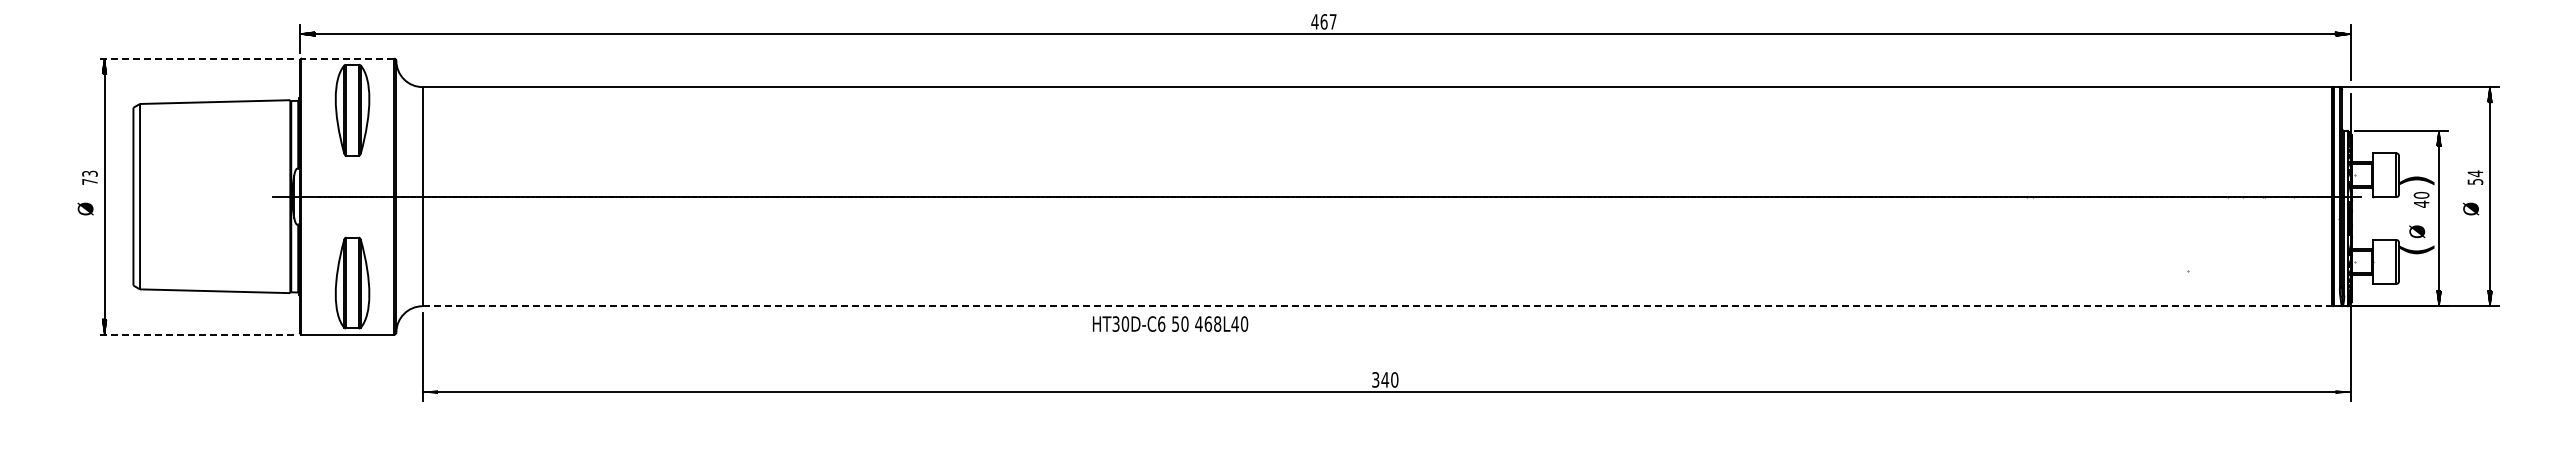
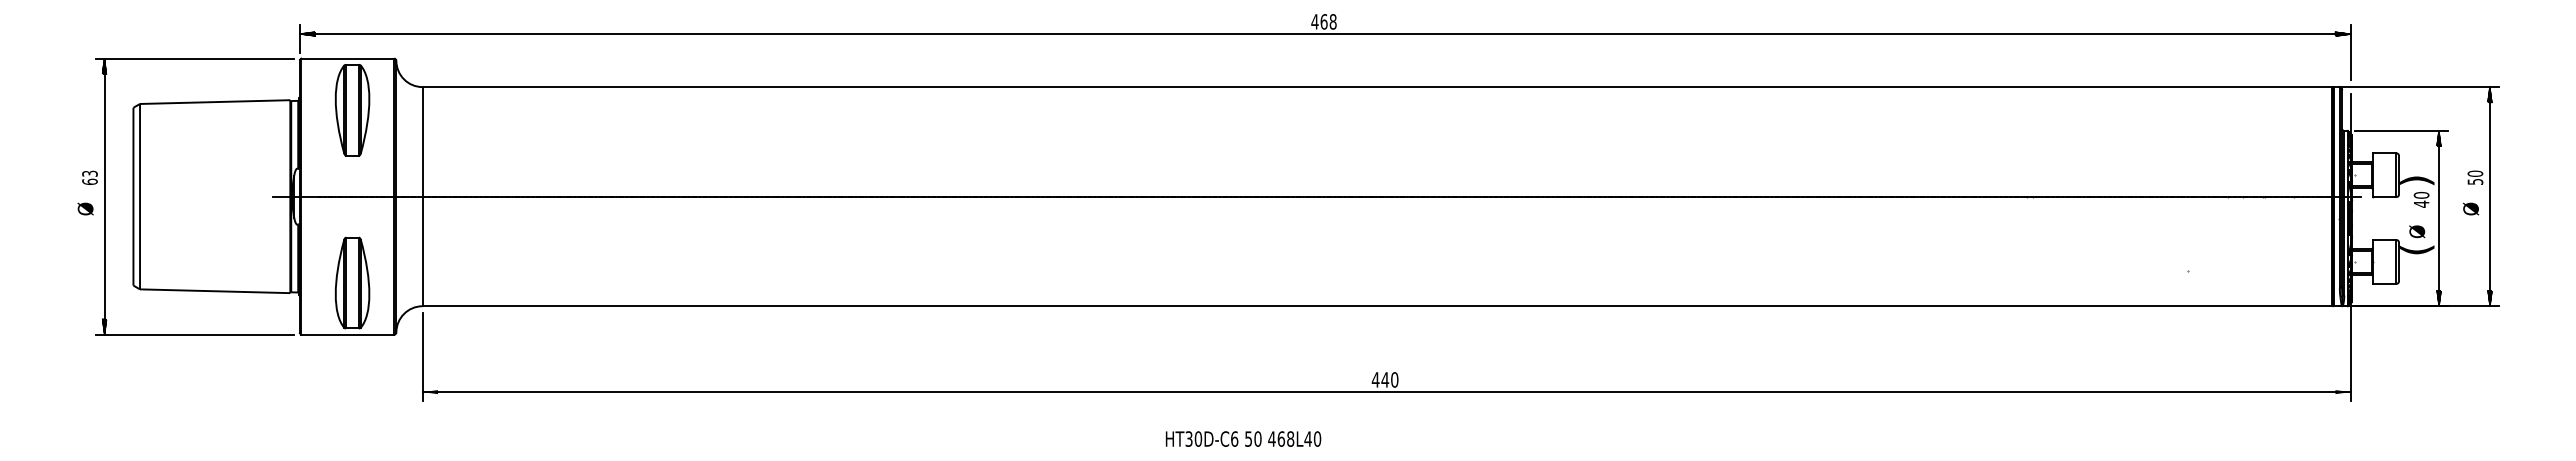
text: 467 -> 468 (1332, 21)
line: dashed -> solid (194, 58)
line: dashed -> solid (347, 58)
text: 54 -> 50 (2475, 173)
text: 73 -> 63 (89, 181)
line: dashed -> solid (1377, 306)
text position: (1170, 323) -> (1243, 438) (1243, 438)
line: dashed -> solid (194, 334)
text: 340 -> 440 (1375, 379)
